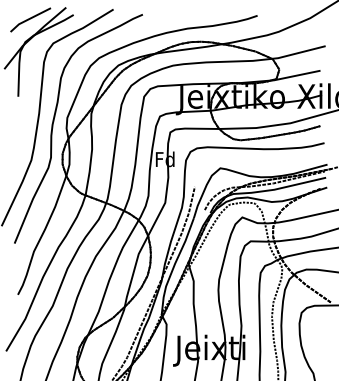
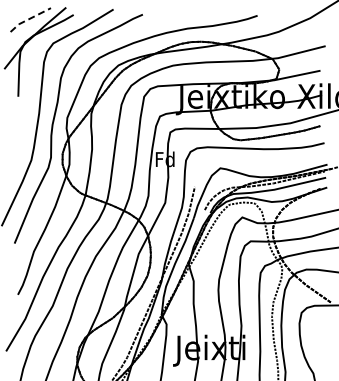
line: solid -> dashed (29, 18)
